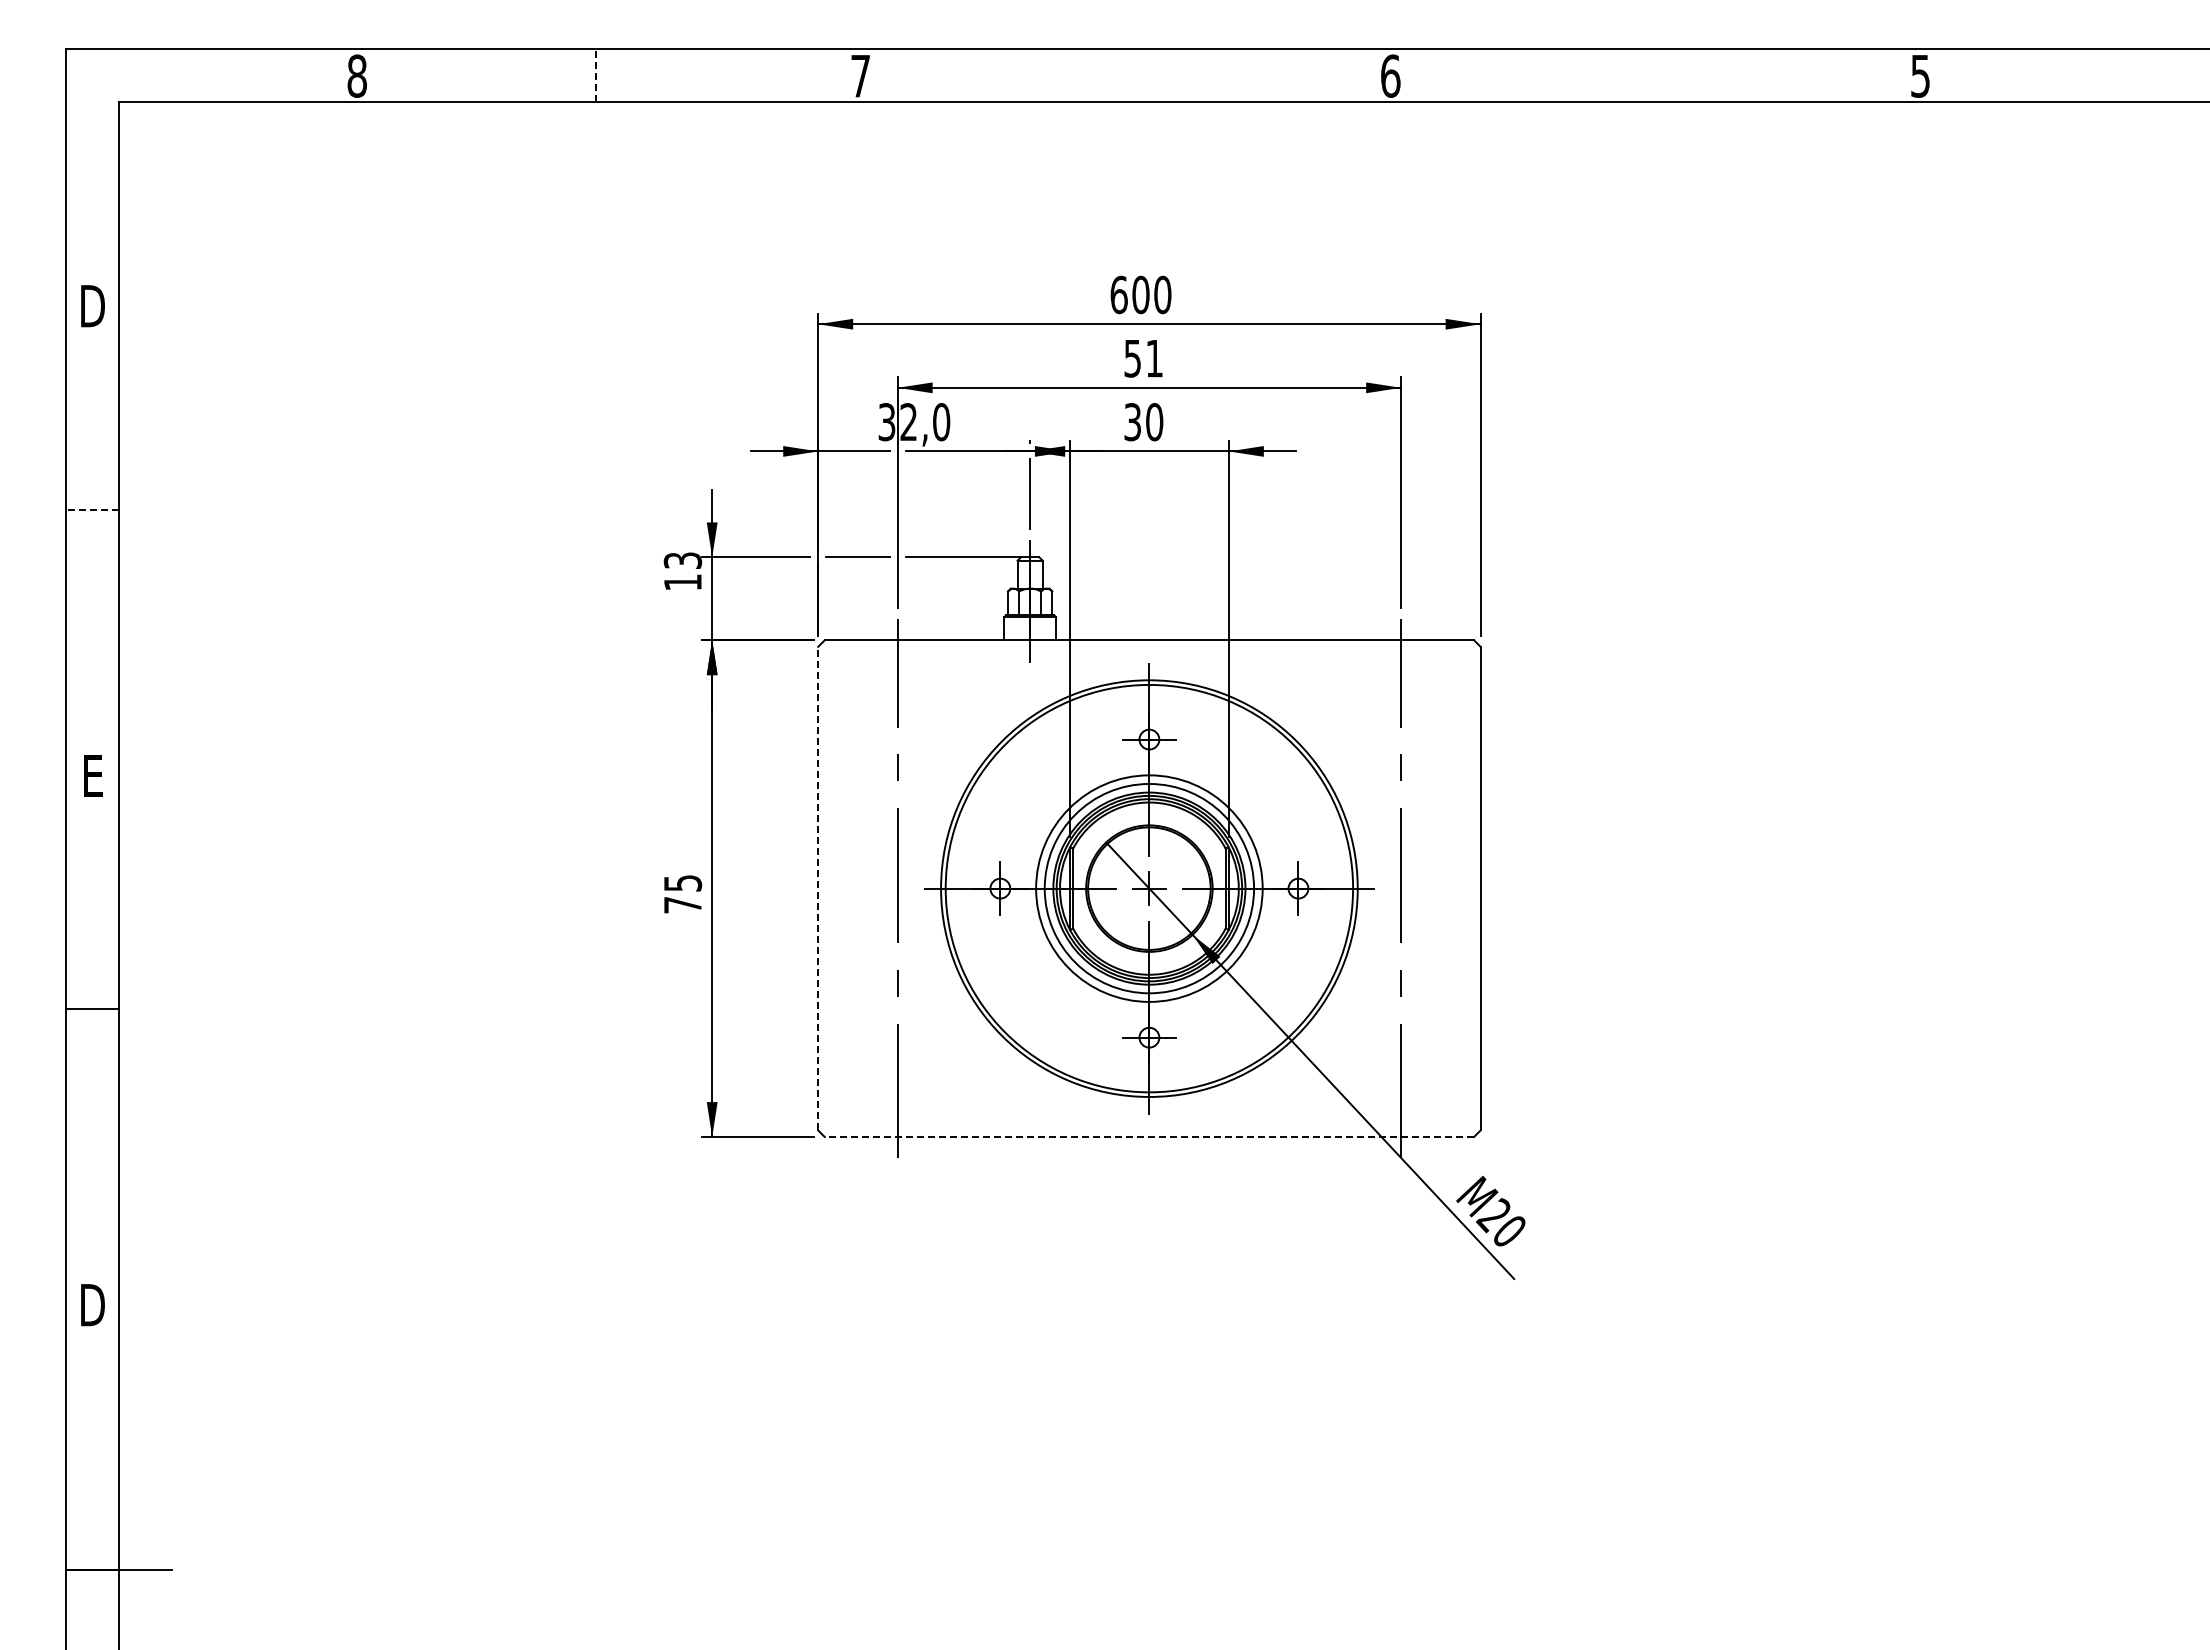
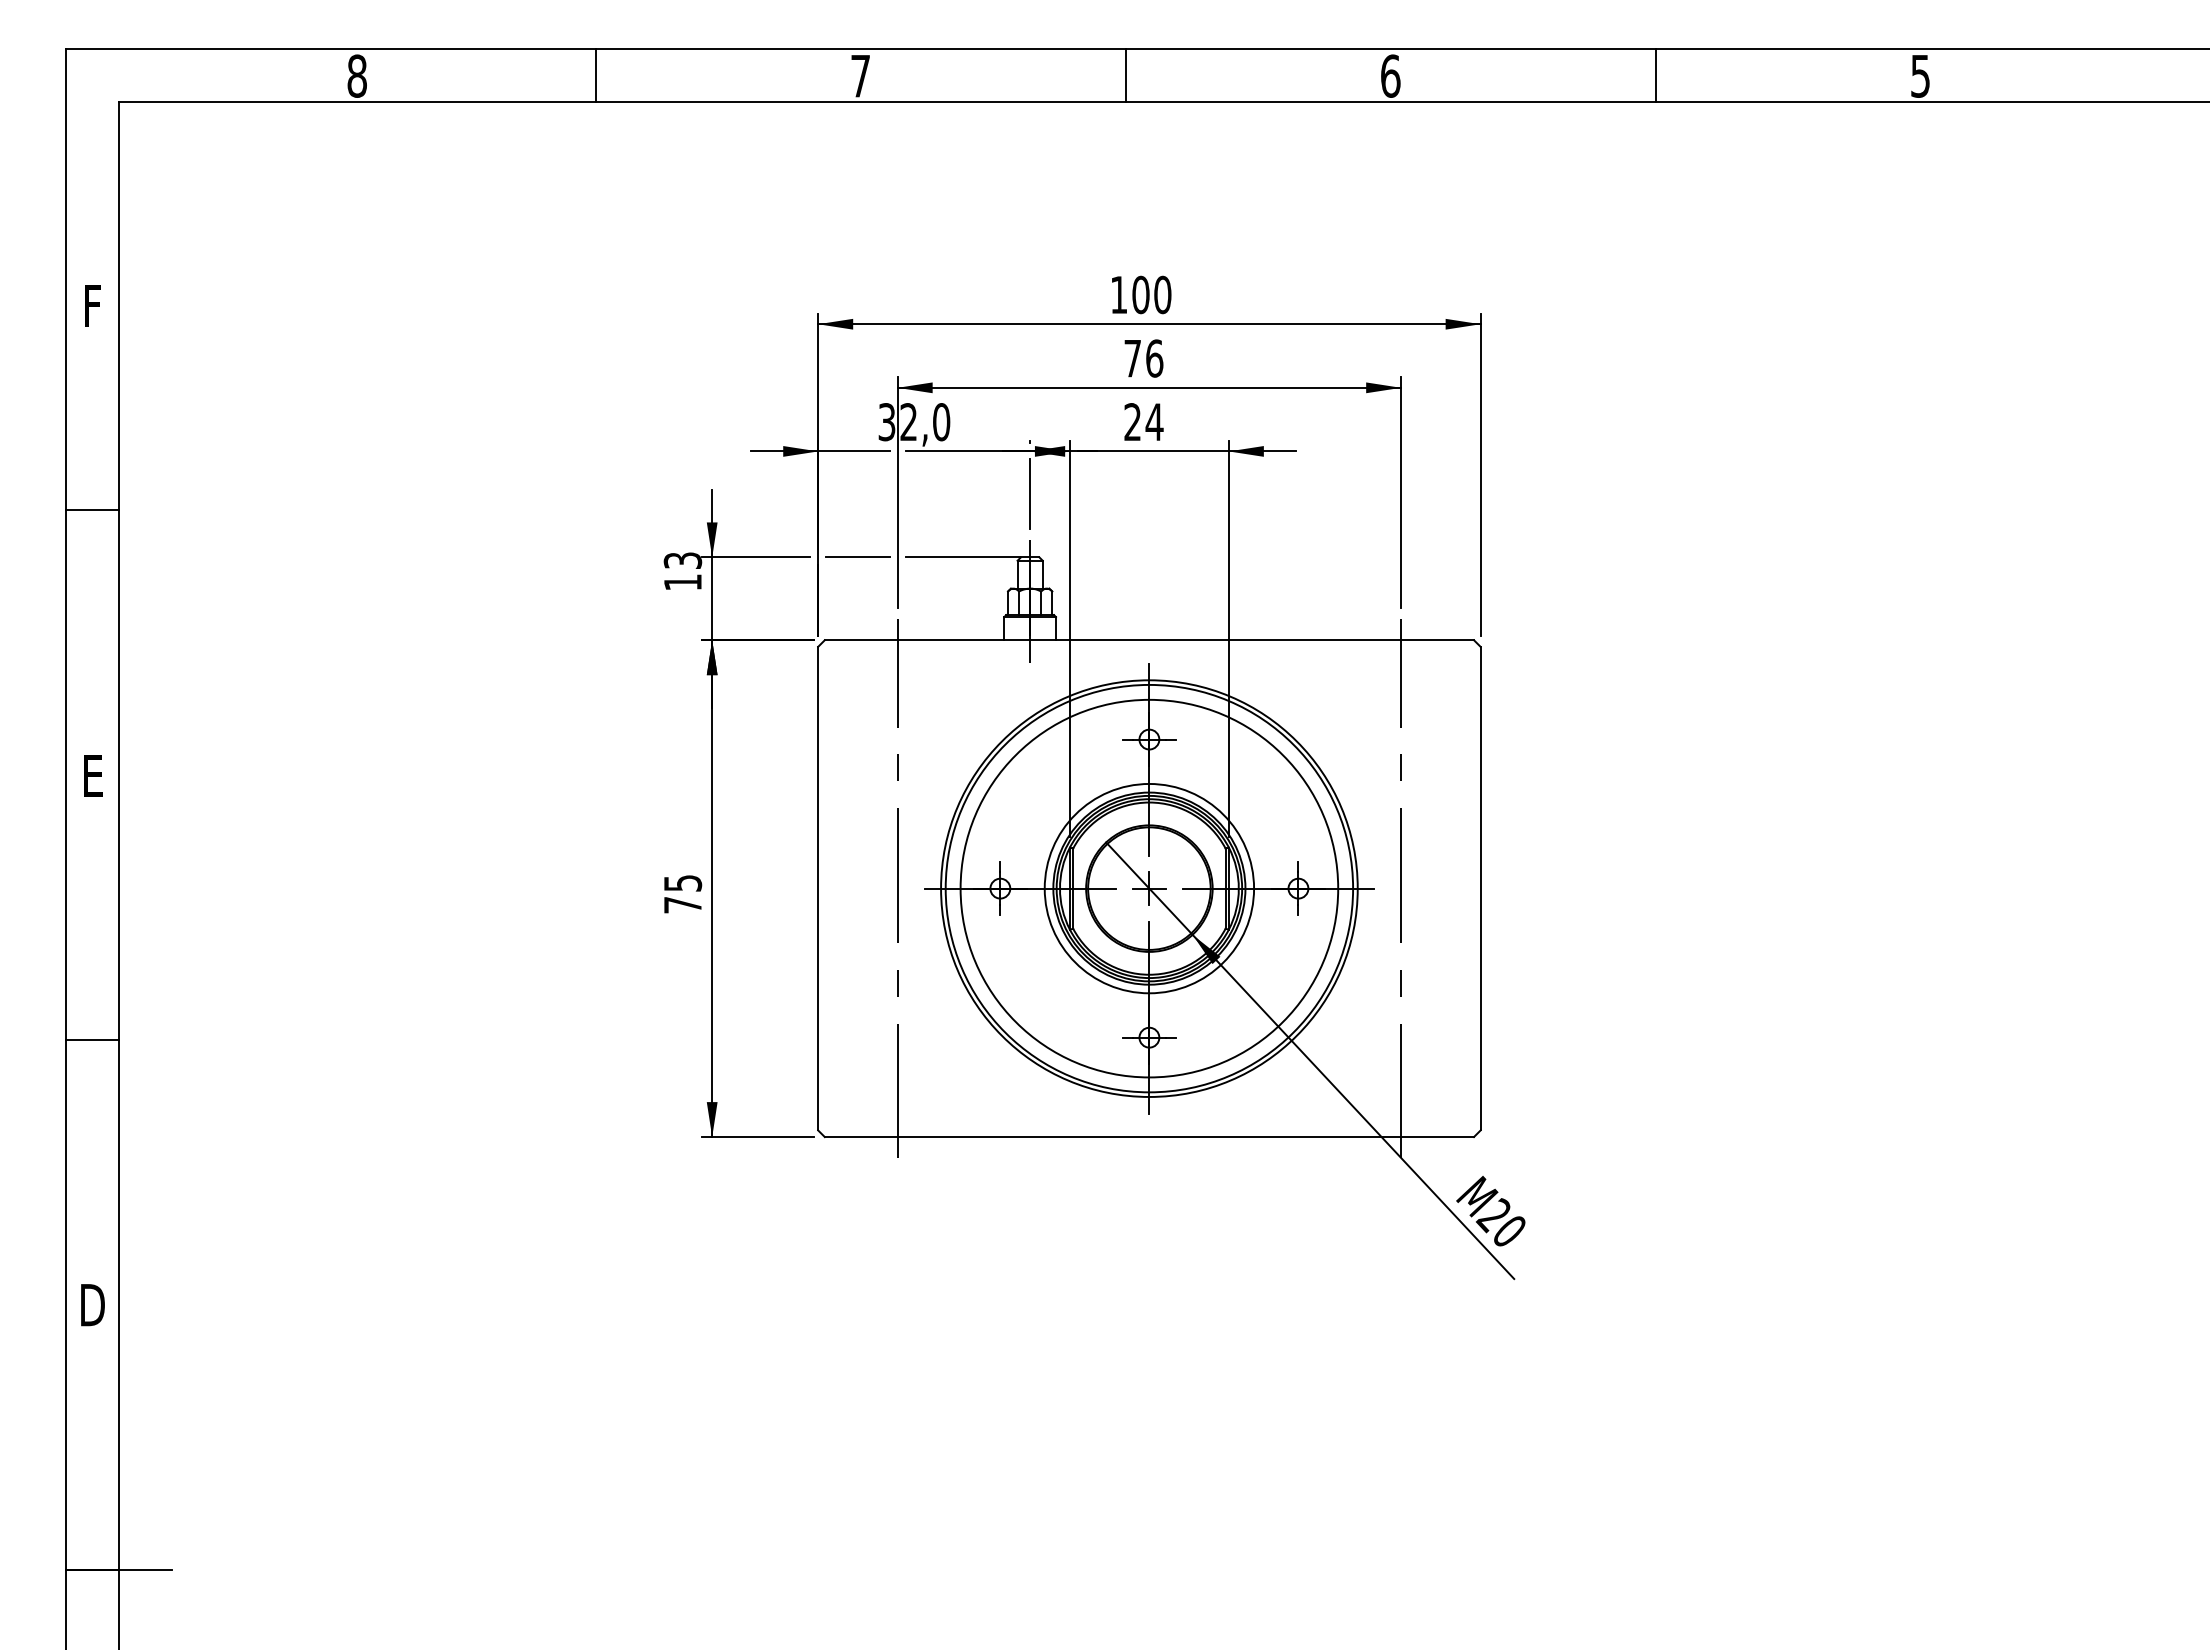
line: dashed -> solid (596, 75)
line: none -> present (1126, 75)
line: none -> present (1656, 75)
text: 600 -> 100 (1118, 294)
text: D -> F (92, 306)
text: 51 -> 76 (1143, 358)
text: 30 -> 24 (1143, 422)
line: dashed -> solid (92, 510)
line: dashed -> solid (818, 888)
circle diameter: 227 px -> 378 px (1149, 888)
line position: (92, 1009) -> (92, 1040) (92, 1040)
line: dashed -> solid (1149, 1137)
